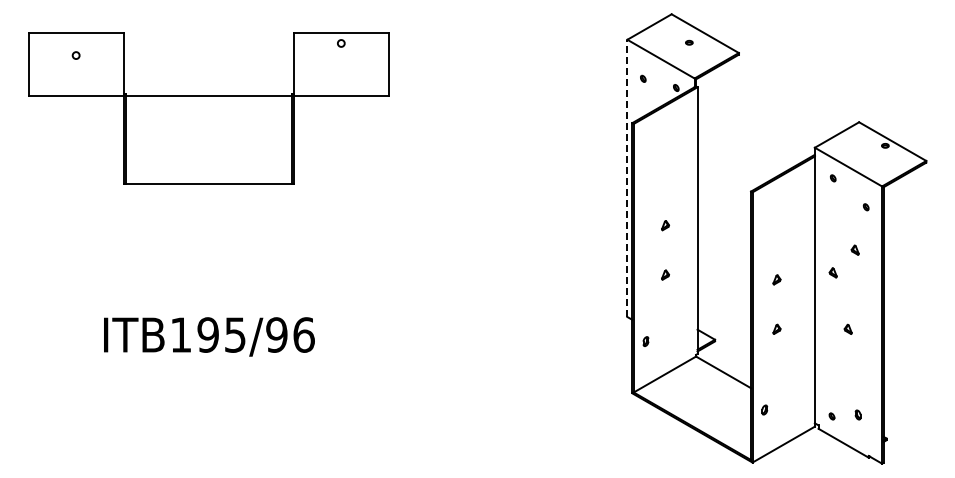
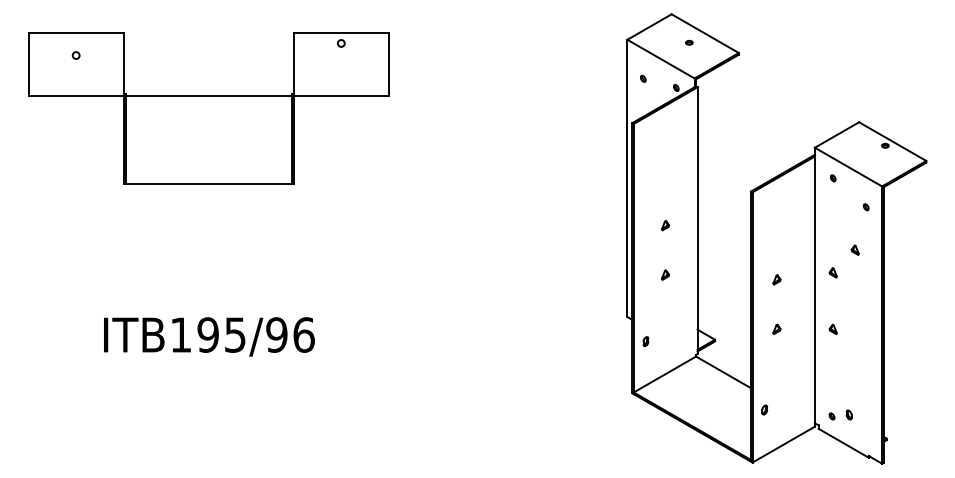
line: dashed -> solid (627, 178)
part position: (847, 328) -> (832, 328) (832, 328)
part position: (857, 414) -> (848, 414) (848, 414)
